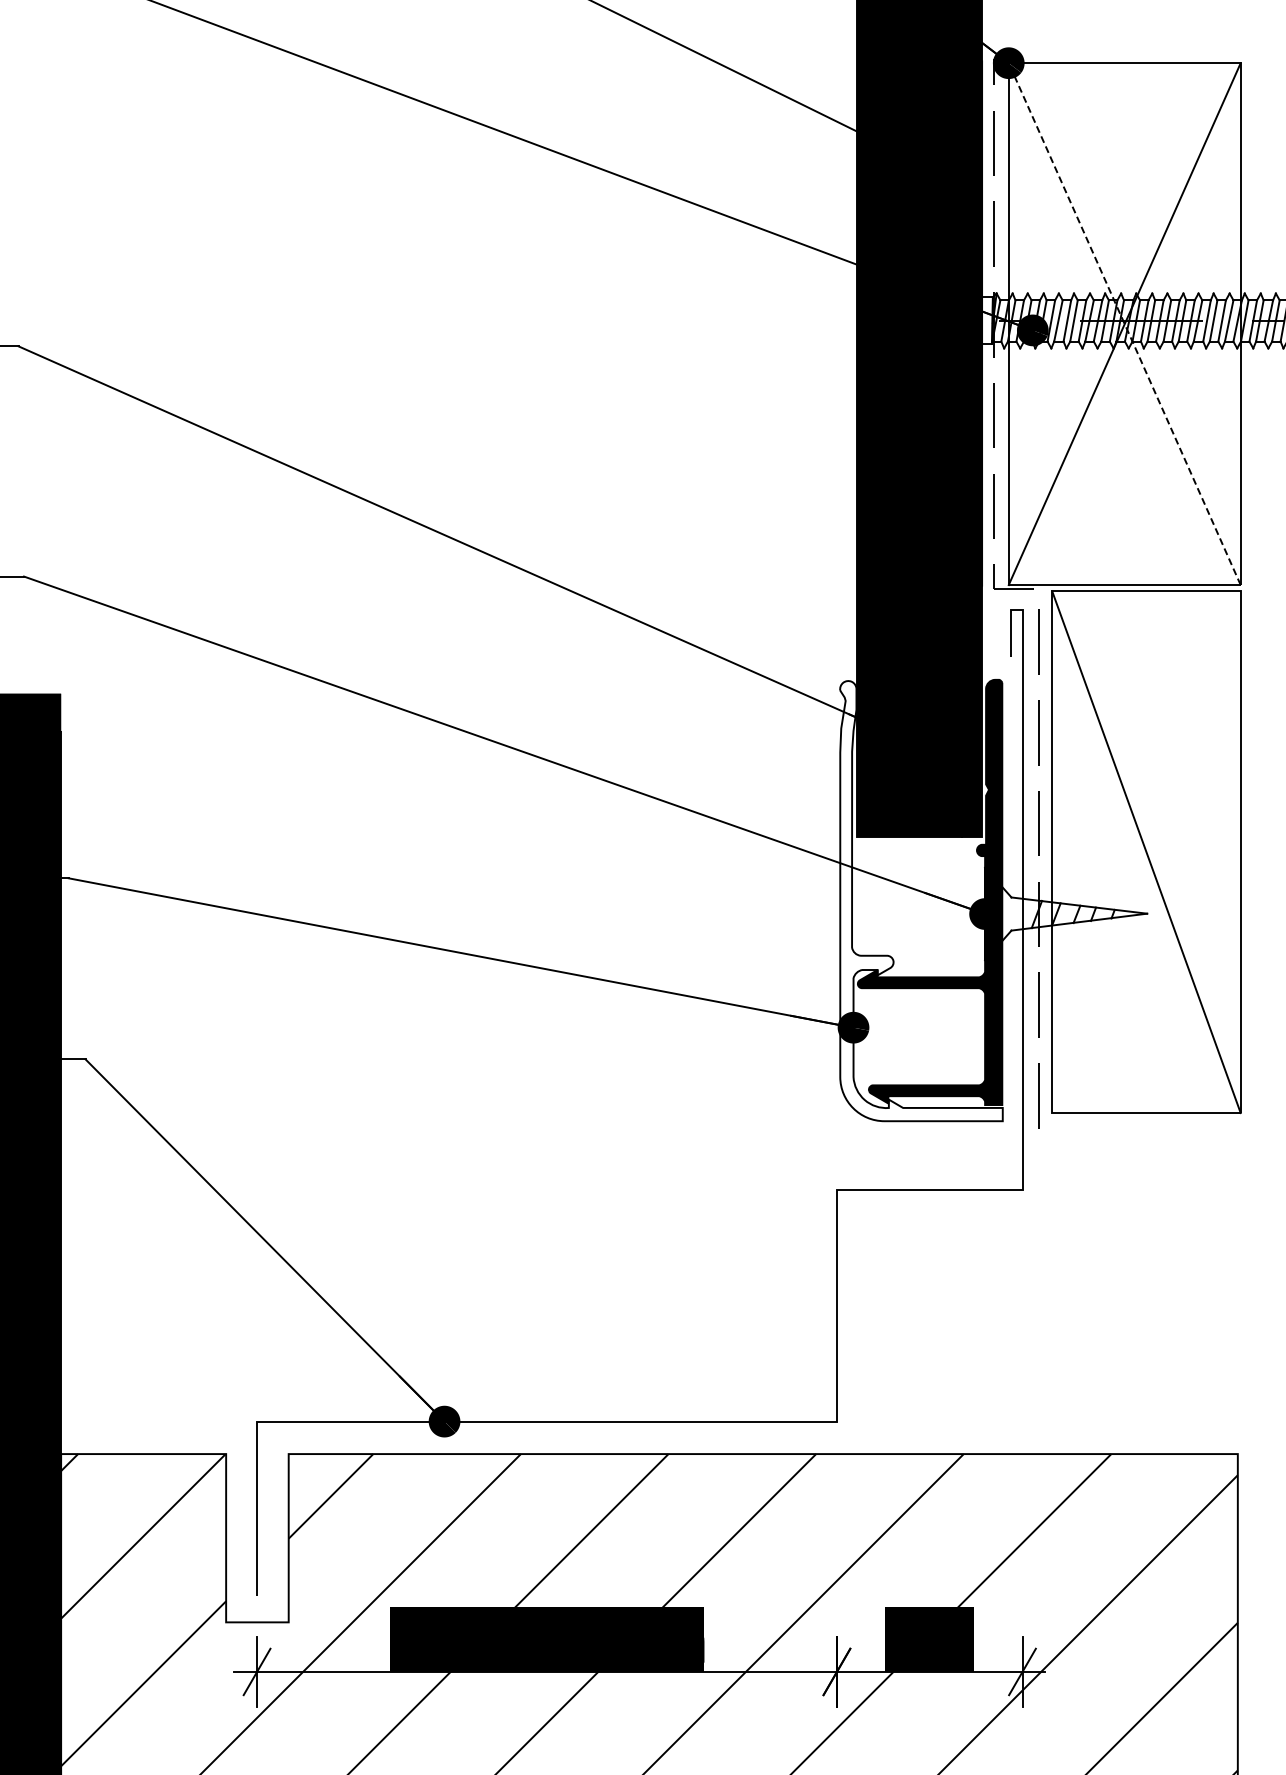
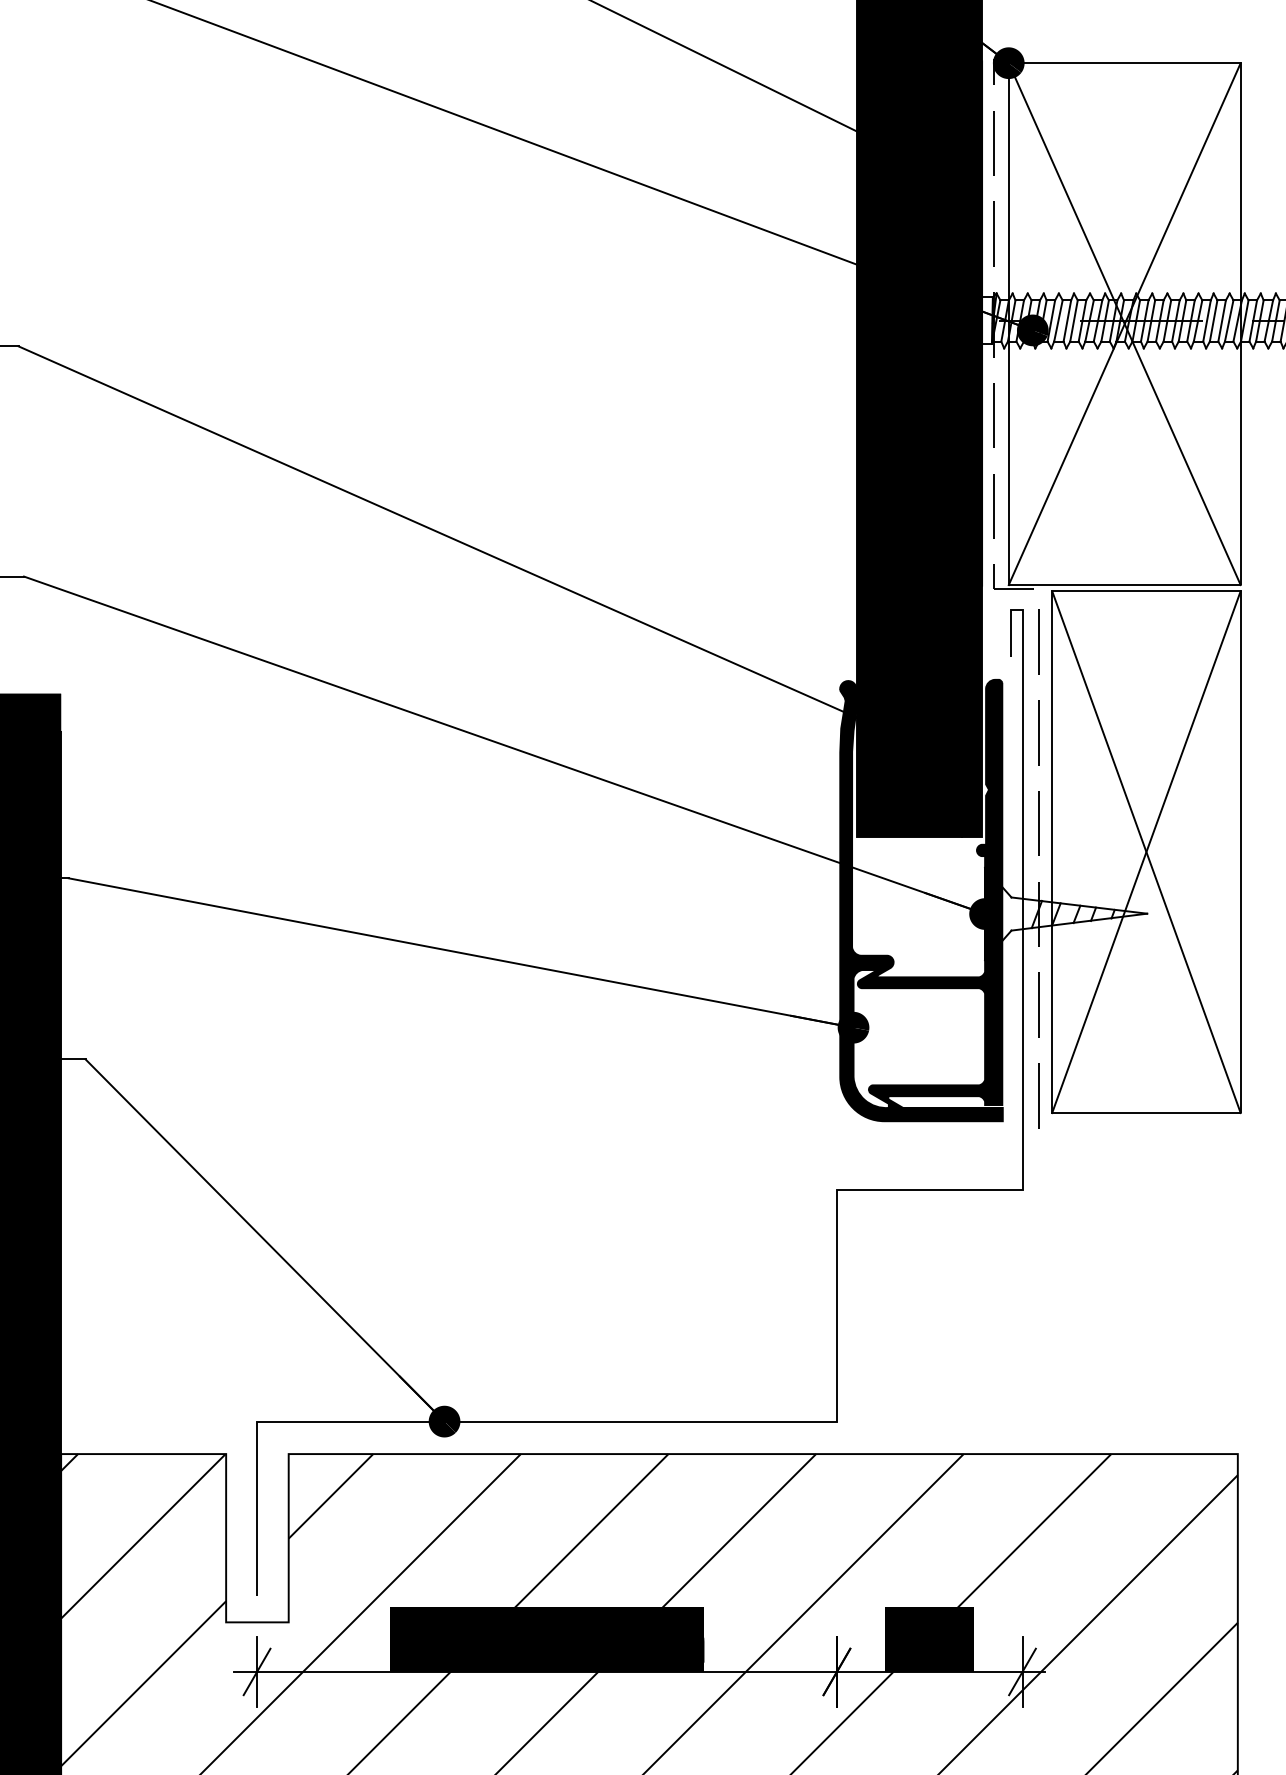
line: dashed -> solid (1124, 324)
line: none -> present (1146, 852)
fill: none -> present (921, 901)
